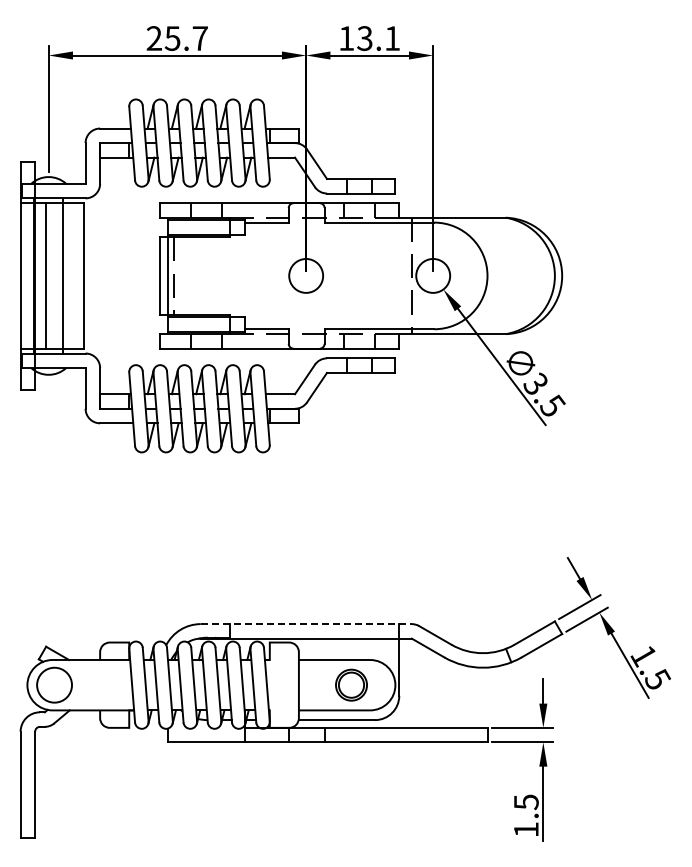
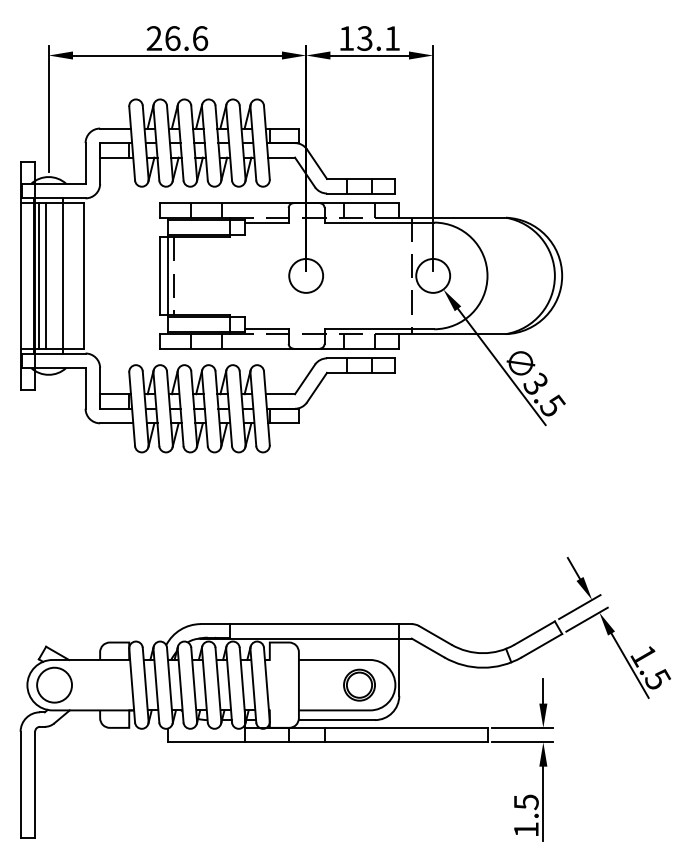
text: 25.7 -> 26.6 (186, 38)
line: none -> present (38, 275)
line: dashed -> solid (306, 624)
part position: (351, 684) -> (359, 684) (359, 684)
